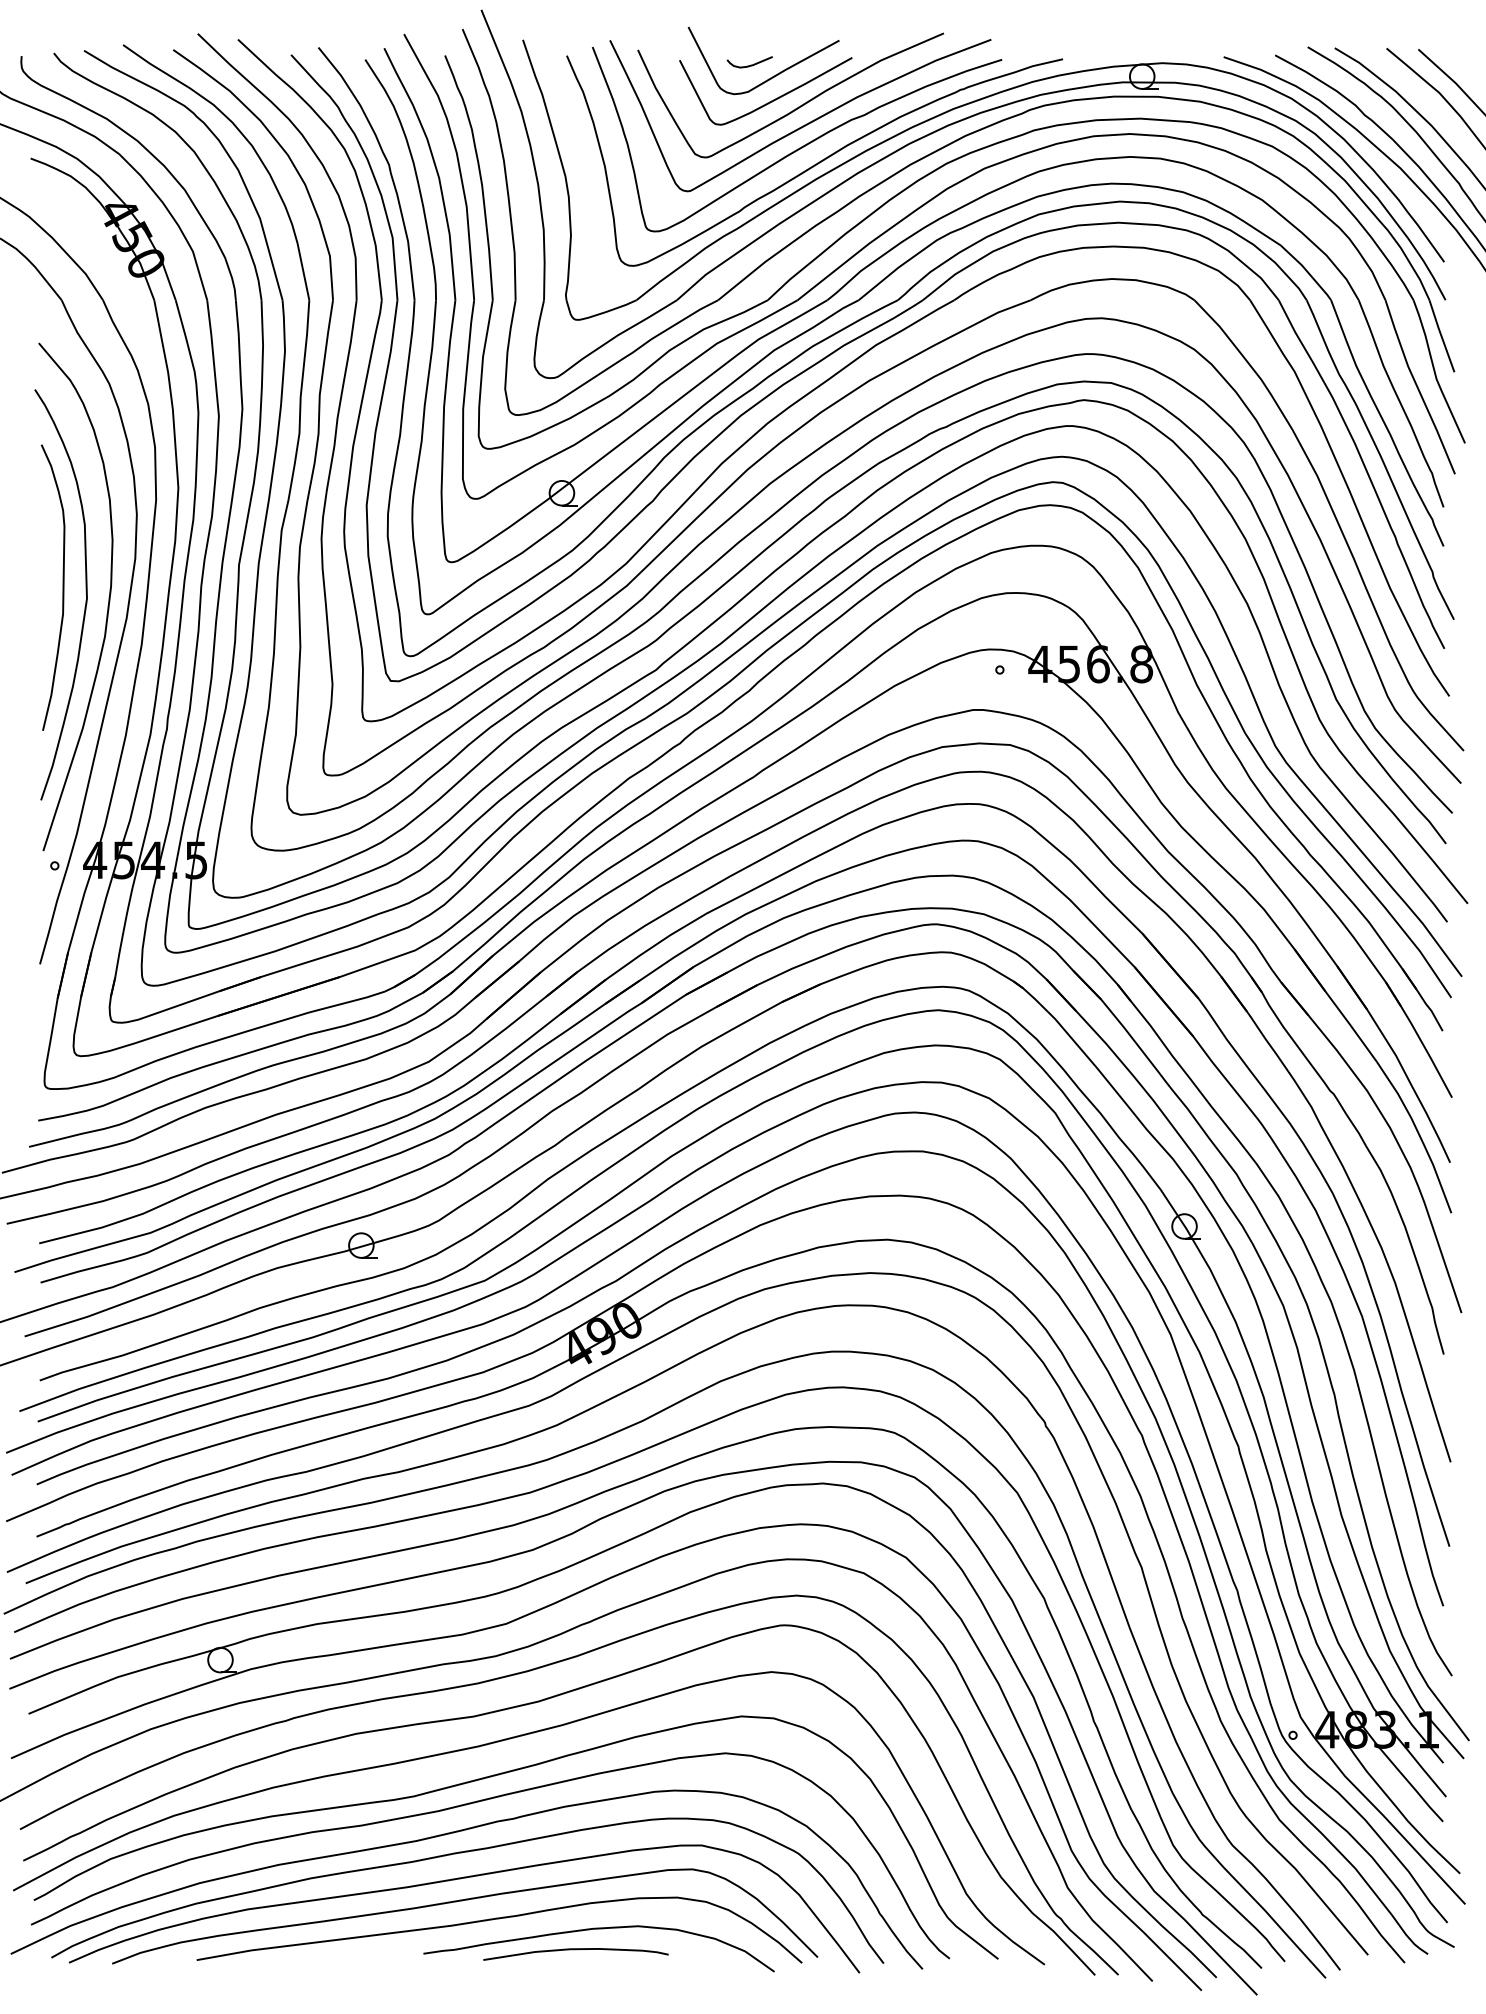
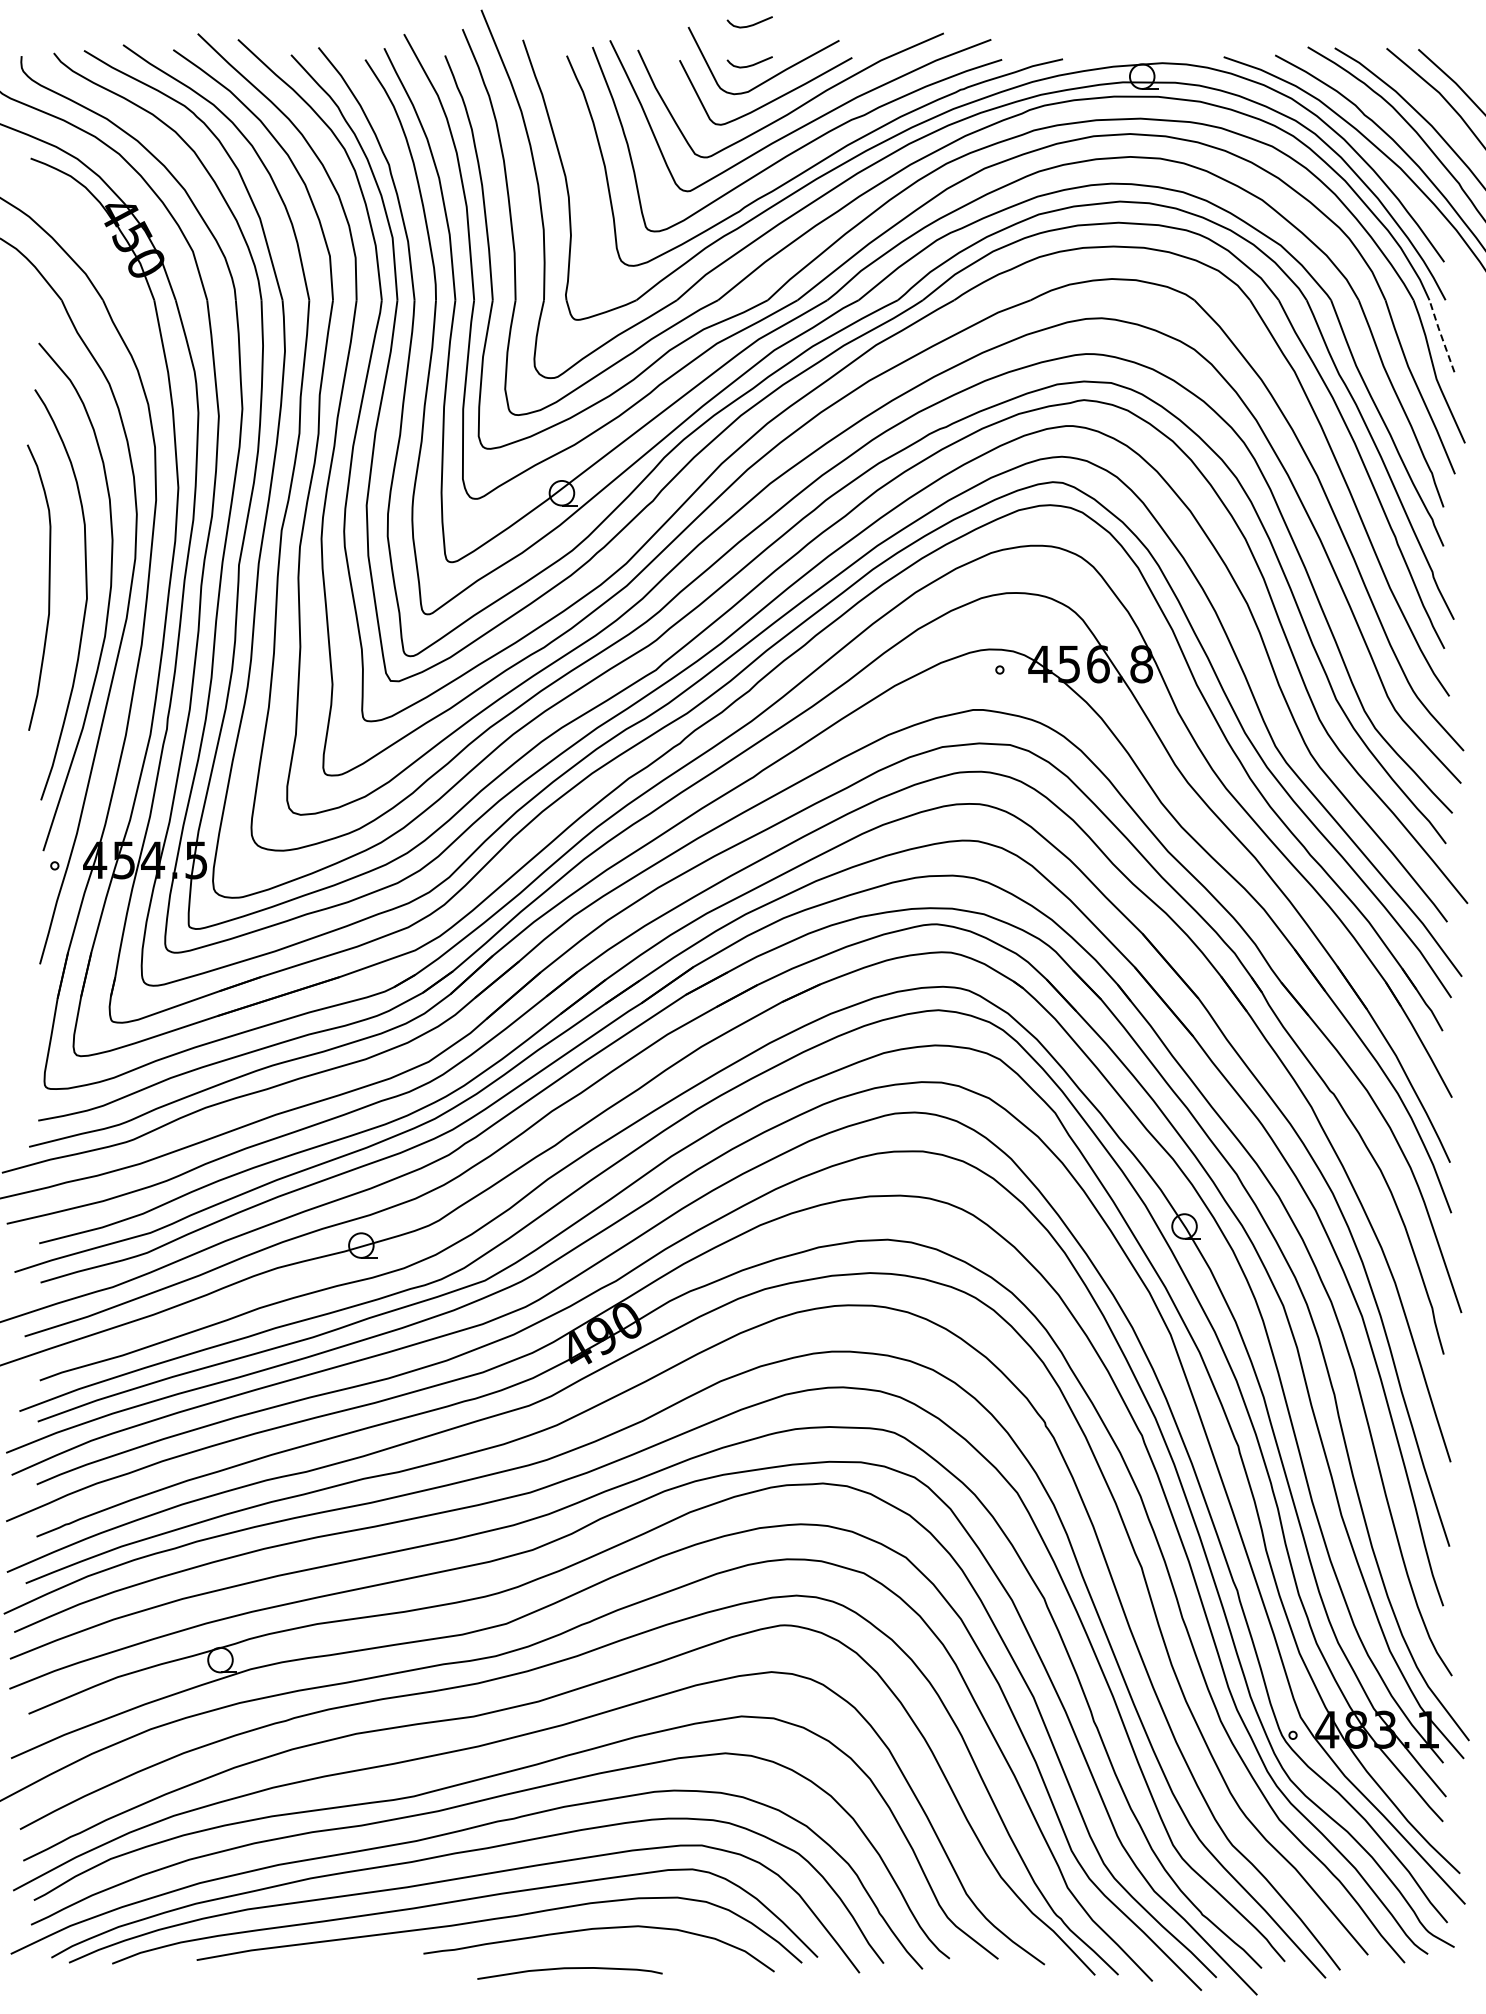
curve: none -> present (750, 24)
line: solid -> dashed (1441, 335)
curve position: (62, 587) -> (48, 587) (48, 587)
curve position: (575, 1950) -> (569, 1969) (569, 1969)
